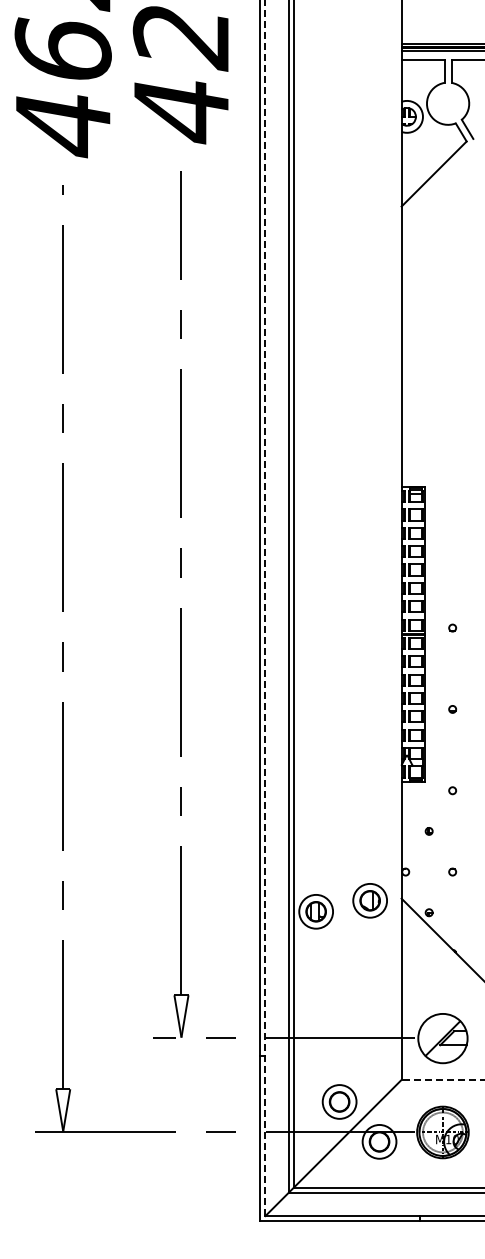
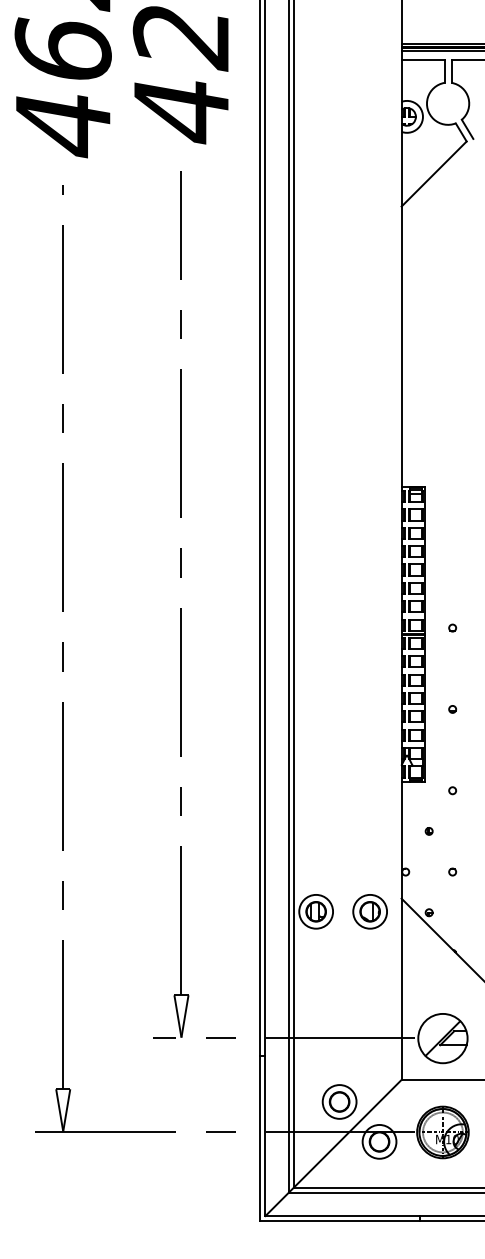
line: dashed -> solid (265, 608)
part position: (369, 900) -> (369, 911) (369, 911)
line: dashed -> solid (442, 1079)
